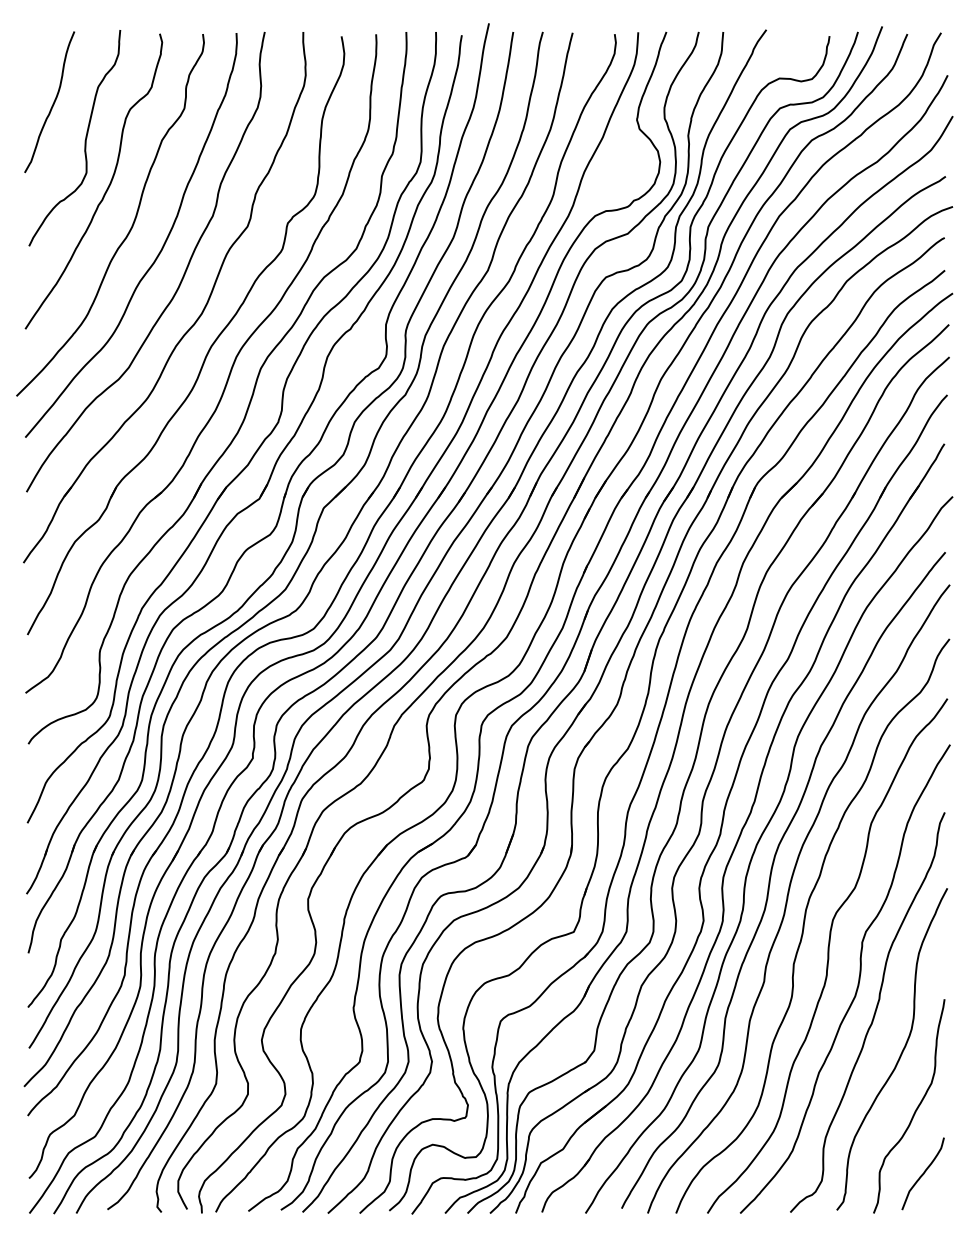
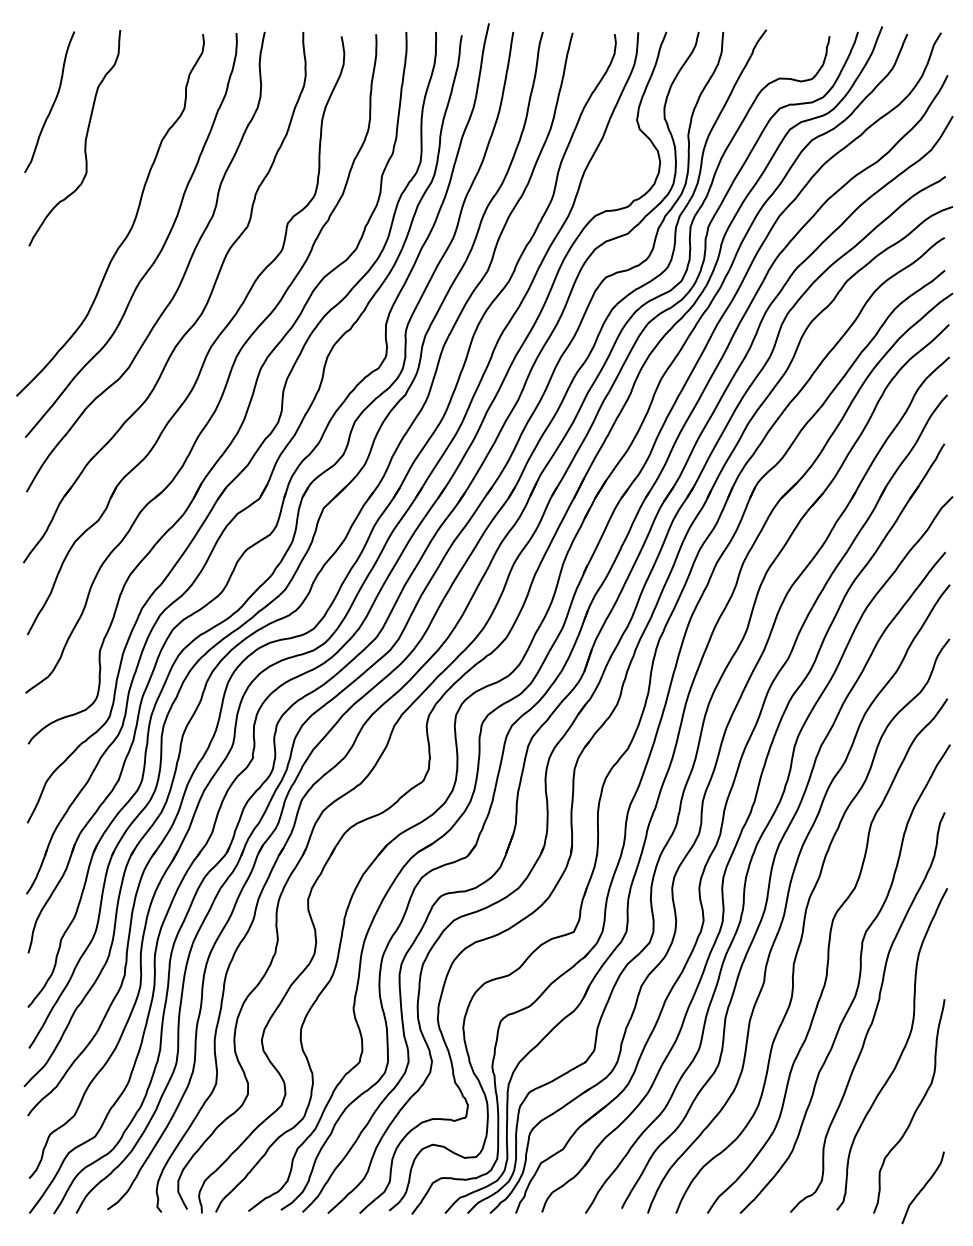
curve: present -> none (105, 190)
curve position: (922, 1173) -> (922, 1187) (922, 1187)
